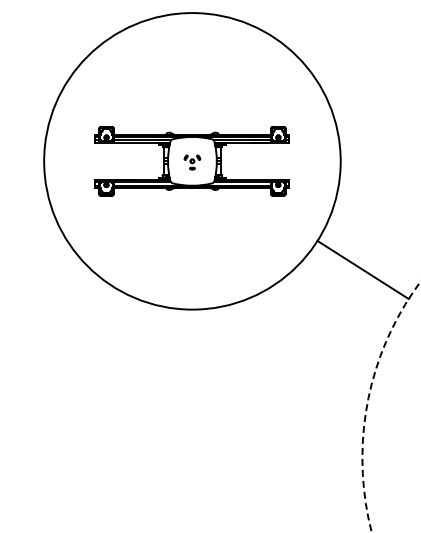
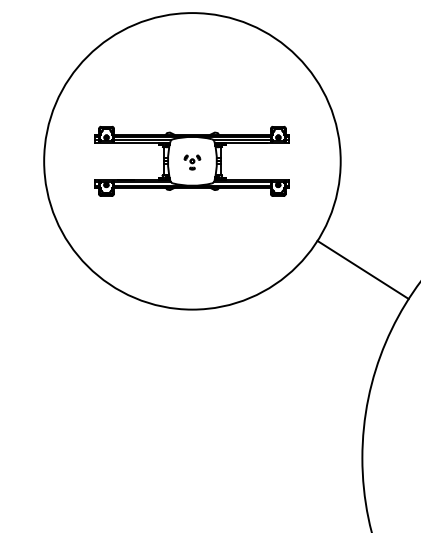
circle: dashed -> solid (391, 406)
